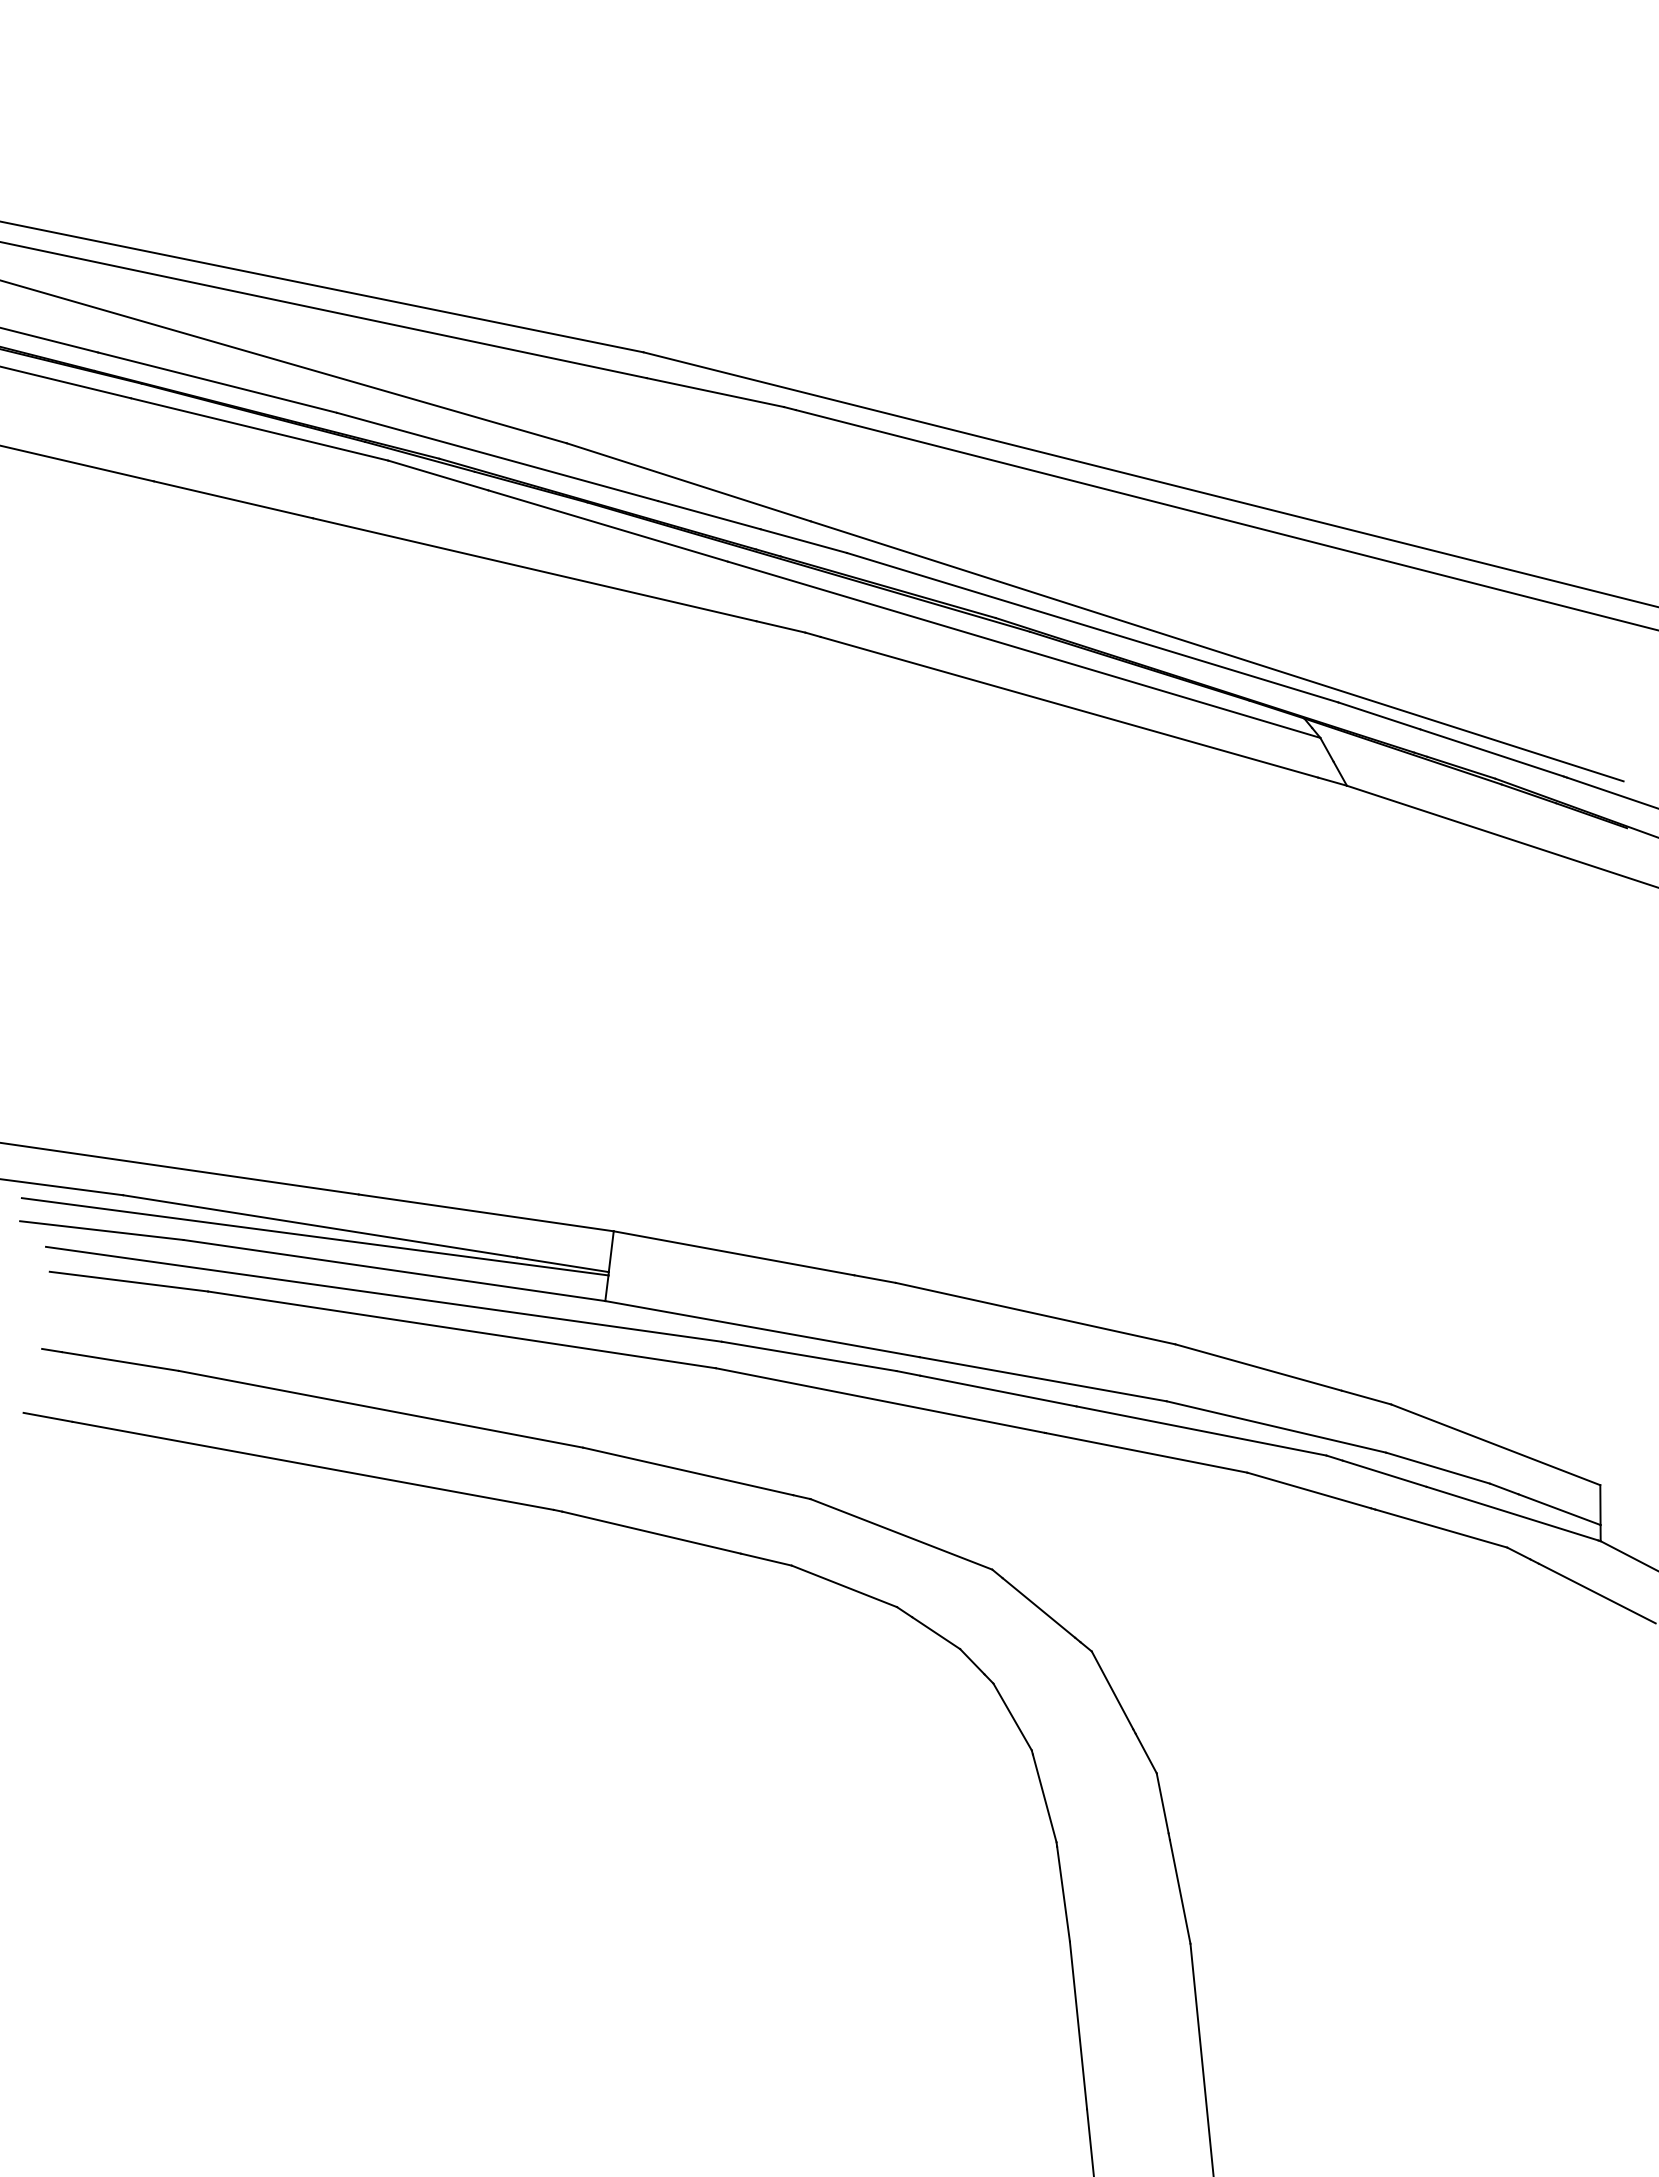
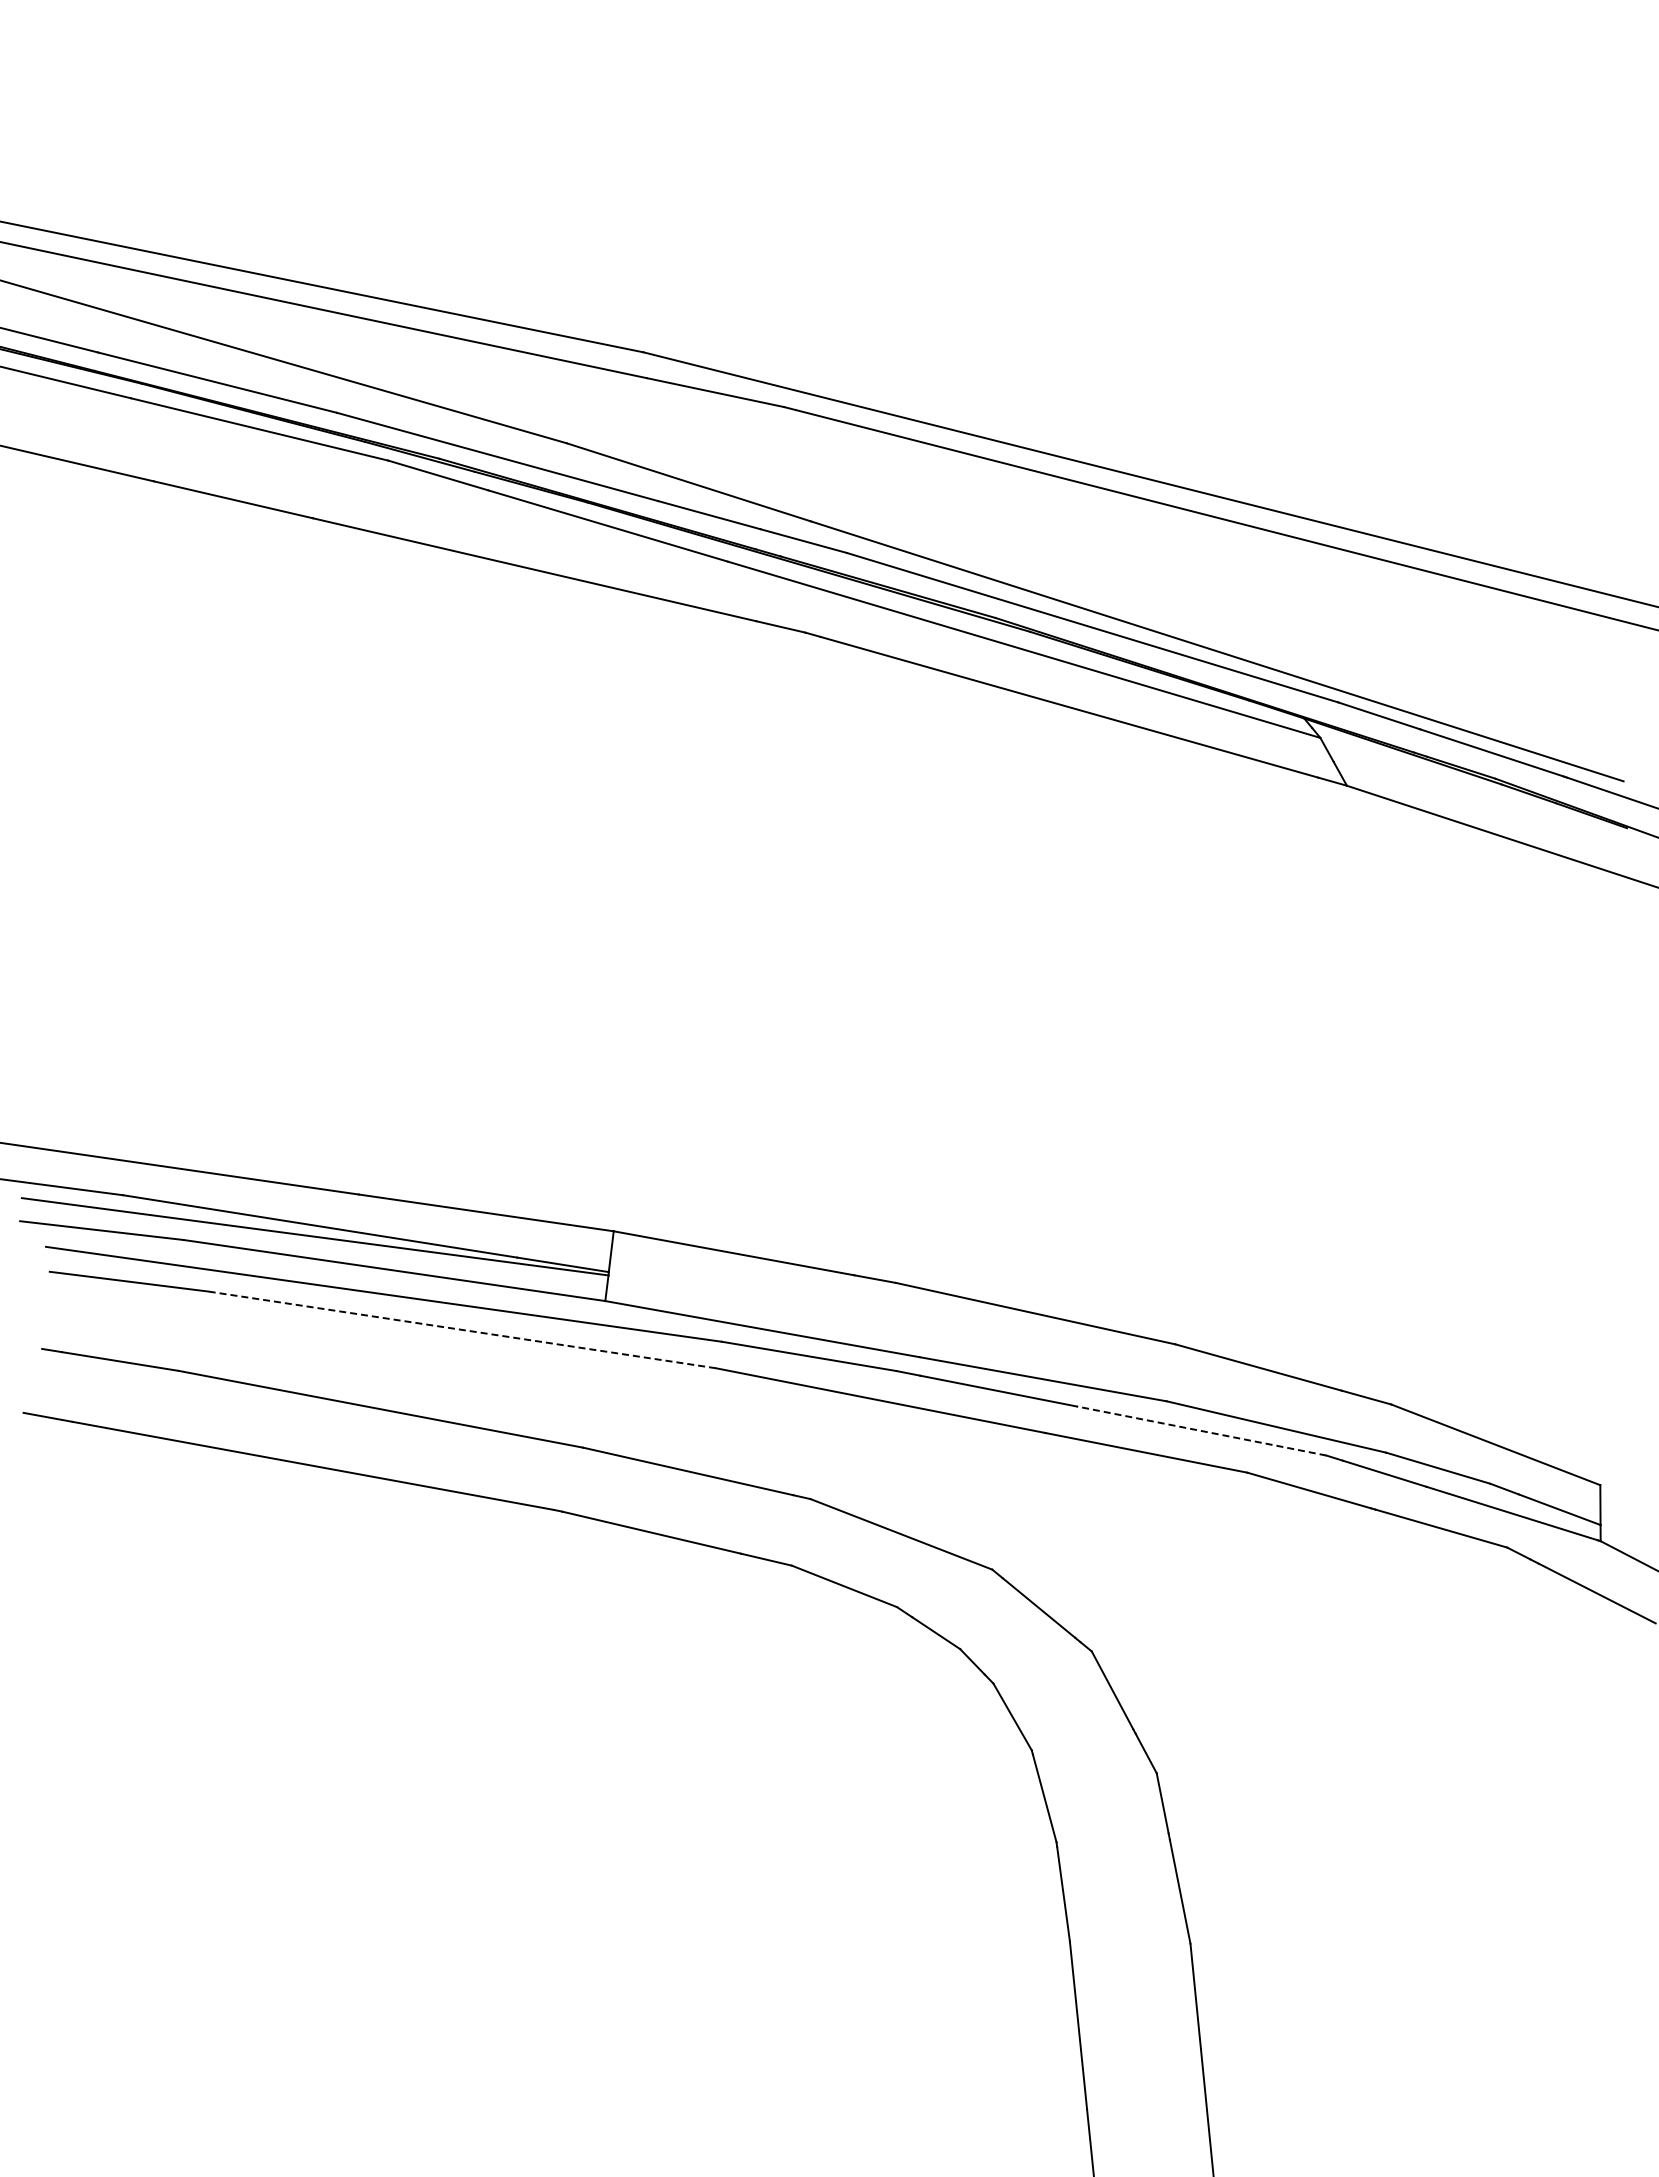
line: solid -> dashed (462, 1329)
line: solid -> dashed (1201, 1430)
